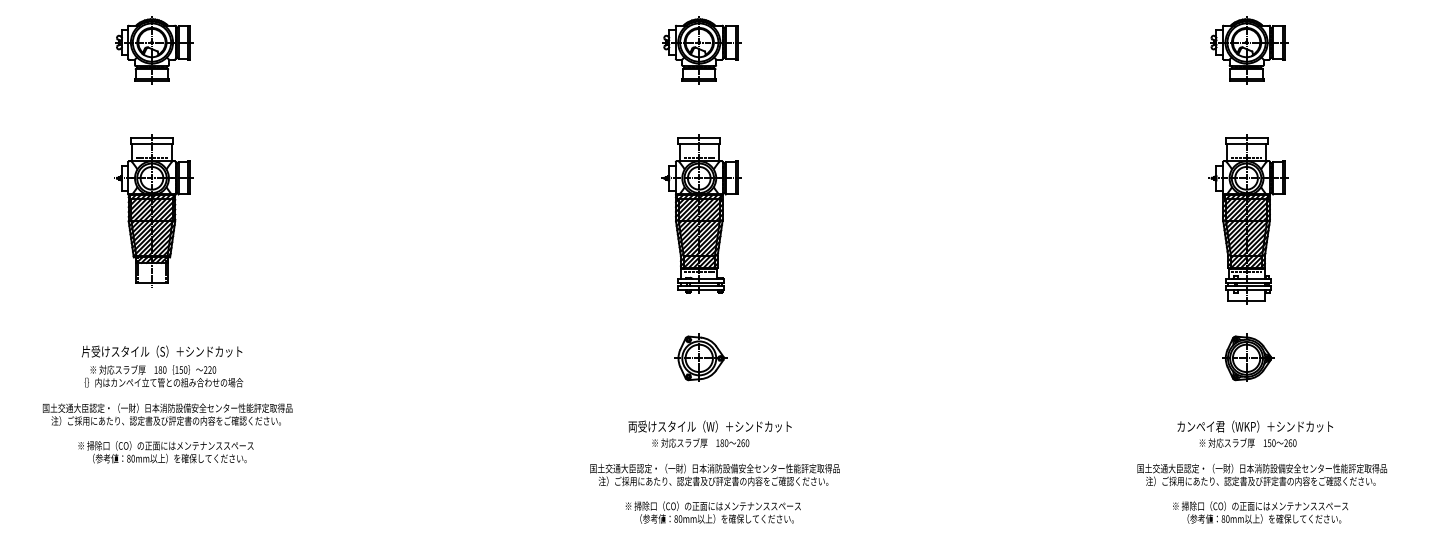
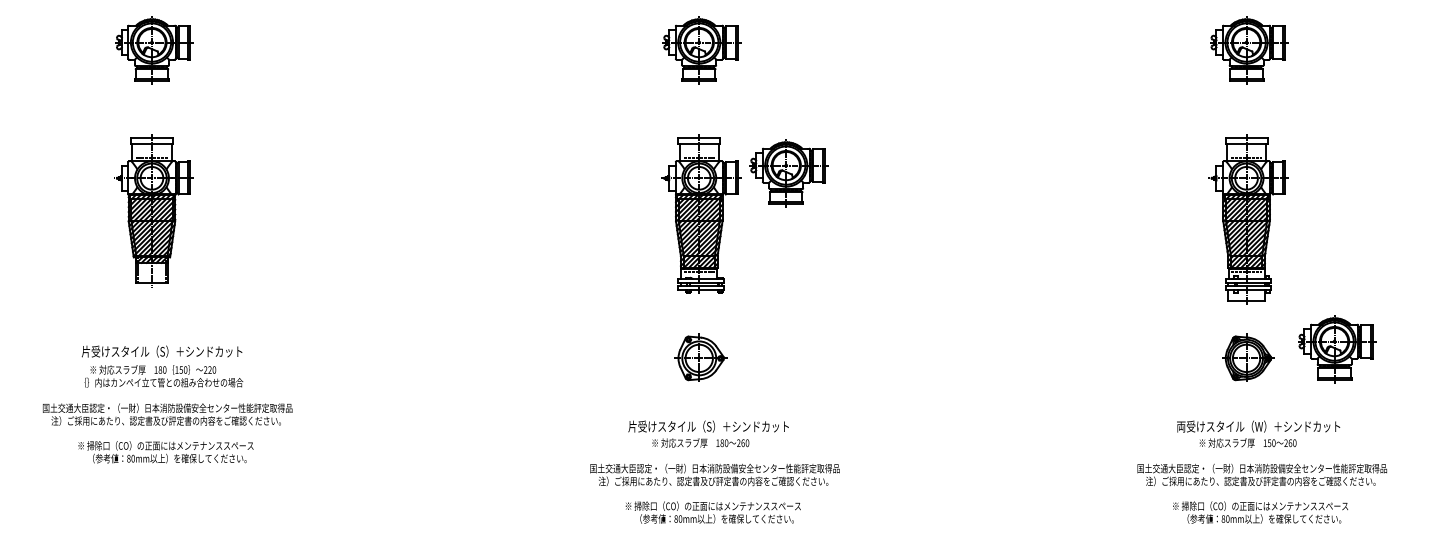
part: none -> present (788, 173)
part: none -> present (1337, 349)
text: 両受けスタイル（W）＋シンドカット -> 片受けスタイル（S）＋シンドカット (709, 426)
text: カンペイ君（WKP）＋シンドカット -> 両受けスタイル（W）＋シンドカット (1258, 426)
